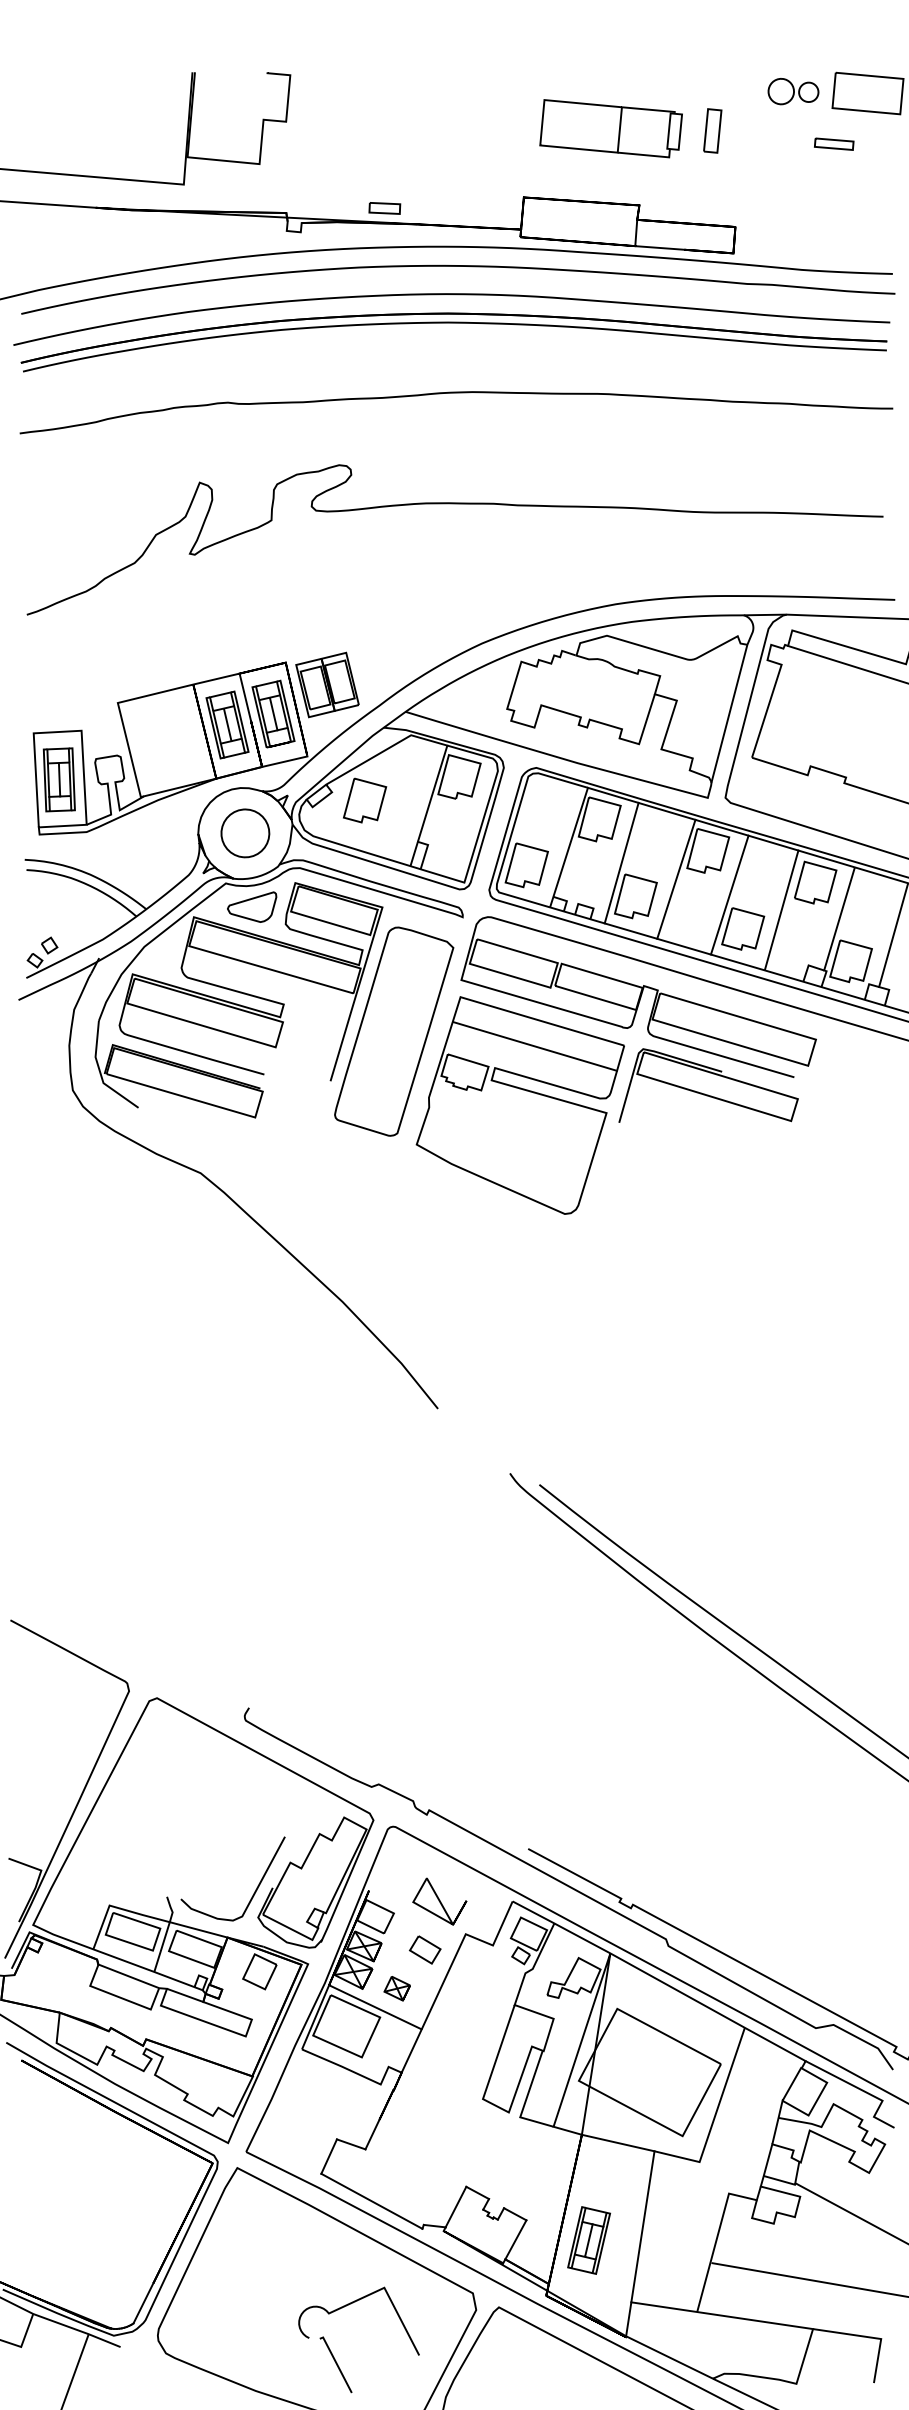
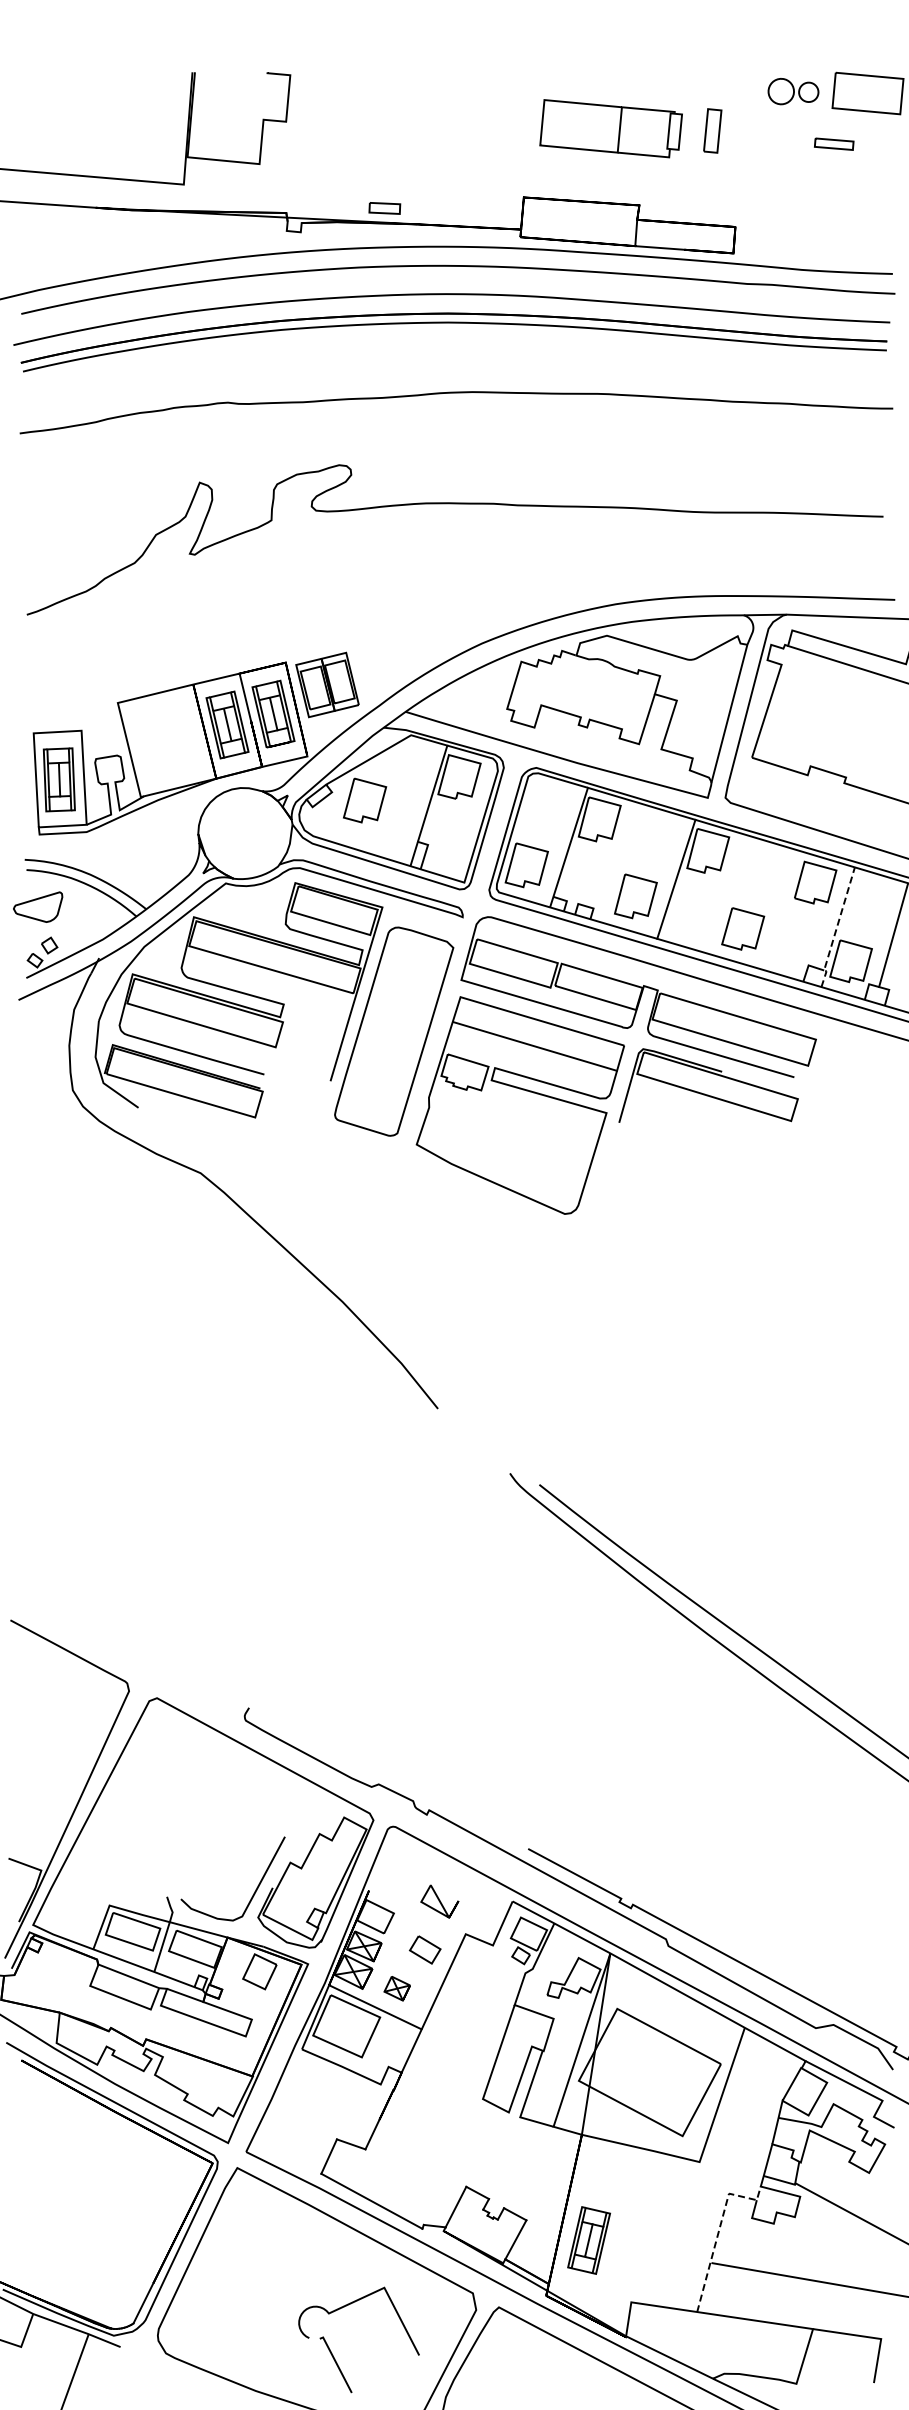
part: present -> none (245, 833)
line: present -> none (621, 862)
line: present -> none (729, 894)
part position: (252, 906) -> (38, 906) (38, 906)
line: present -> none (781, 909)
line: solid -> dashed (836, 929)
part size: 56x49 px -> 40x35 px (439, 1901)
line: present -> none (642, 2226)
line: solid -> dashed (719, 2230)
